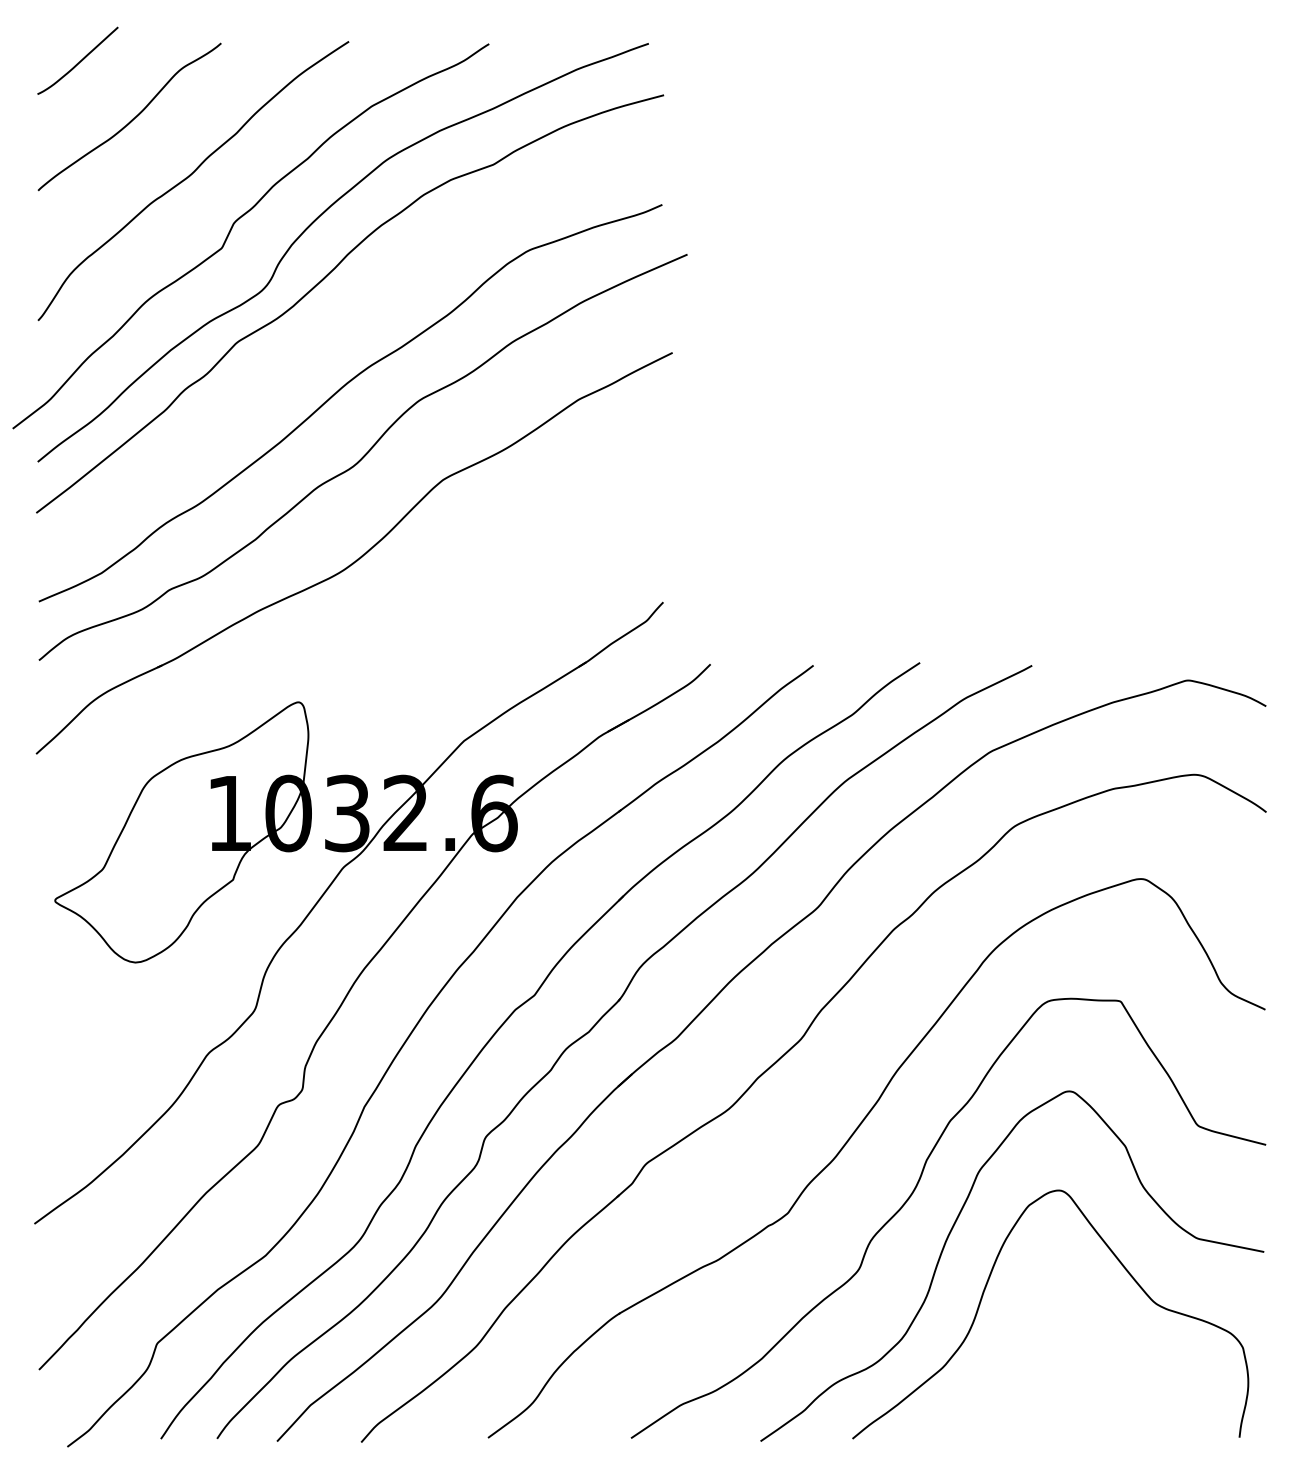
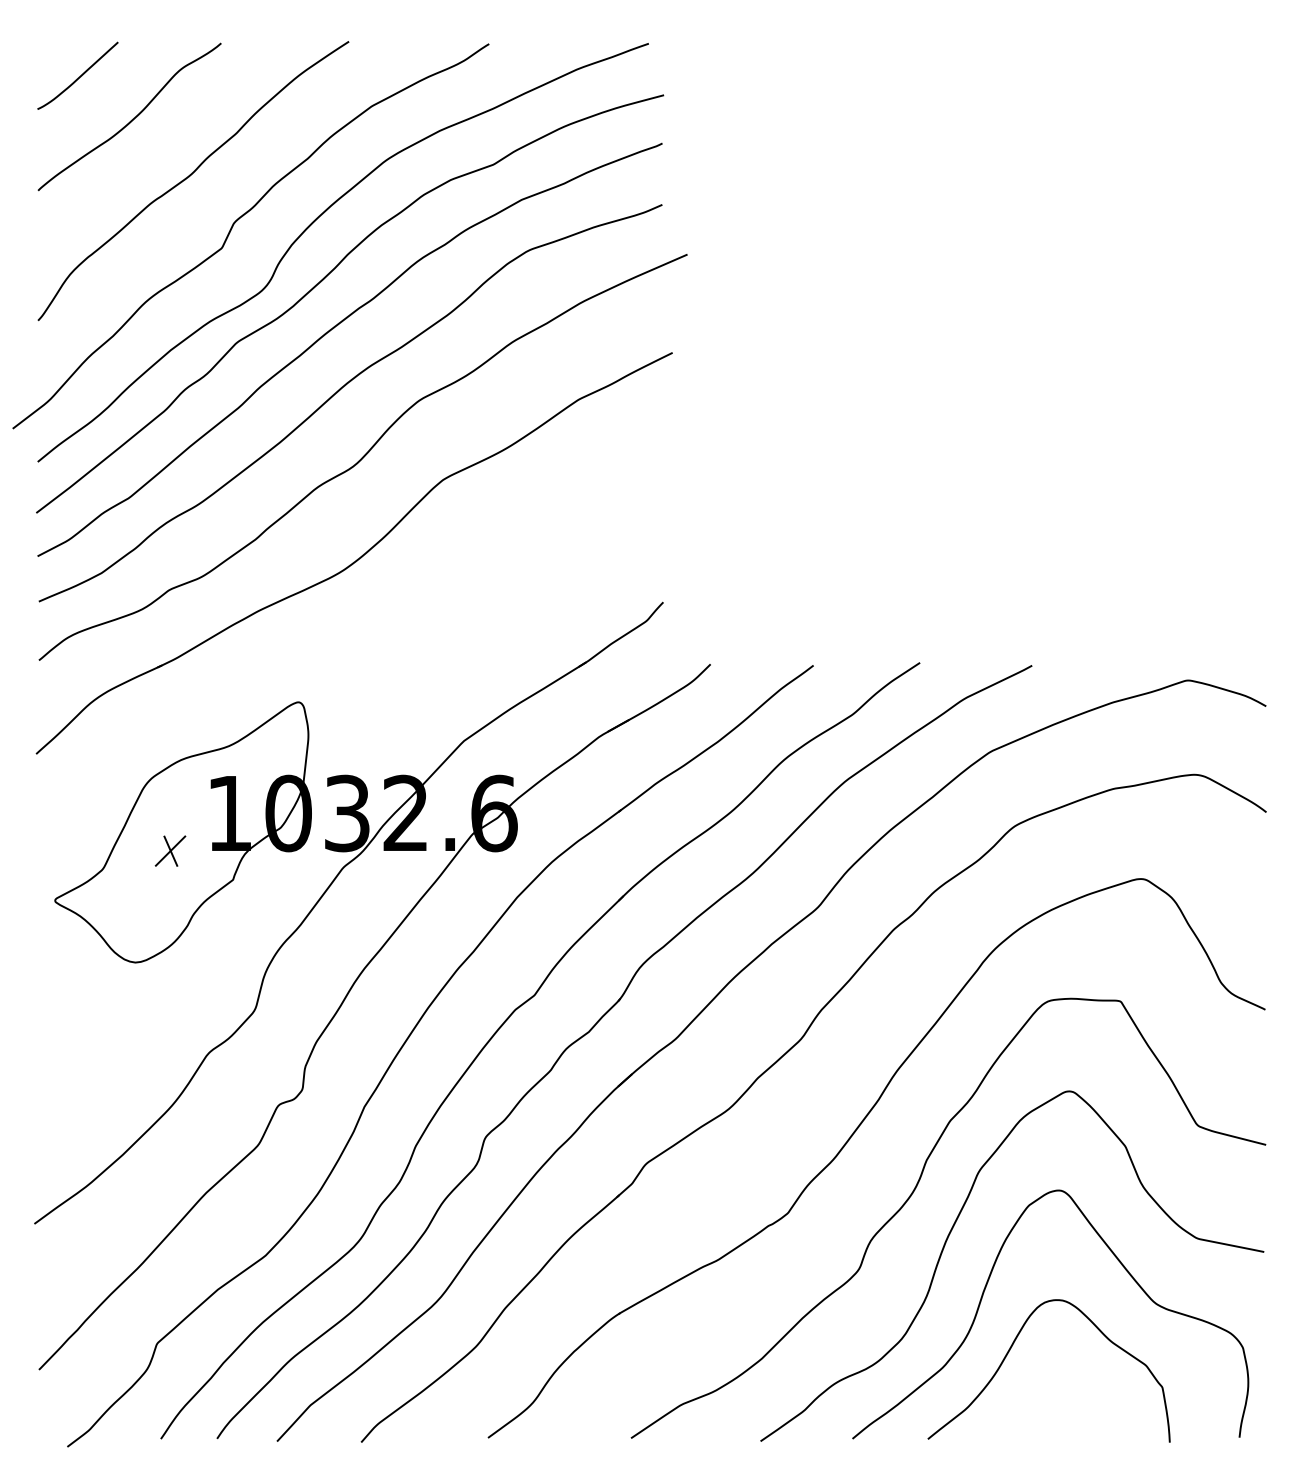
curve position: (79, 61) -> (79, 76) (79, 76)
curve: none -> present (333, 329)
part: none -> present (170, 850)
curve: none -> present (1010, 1350)
